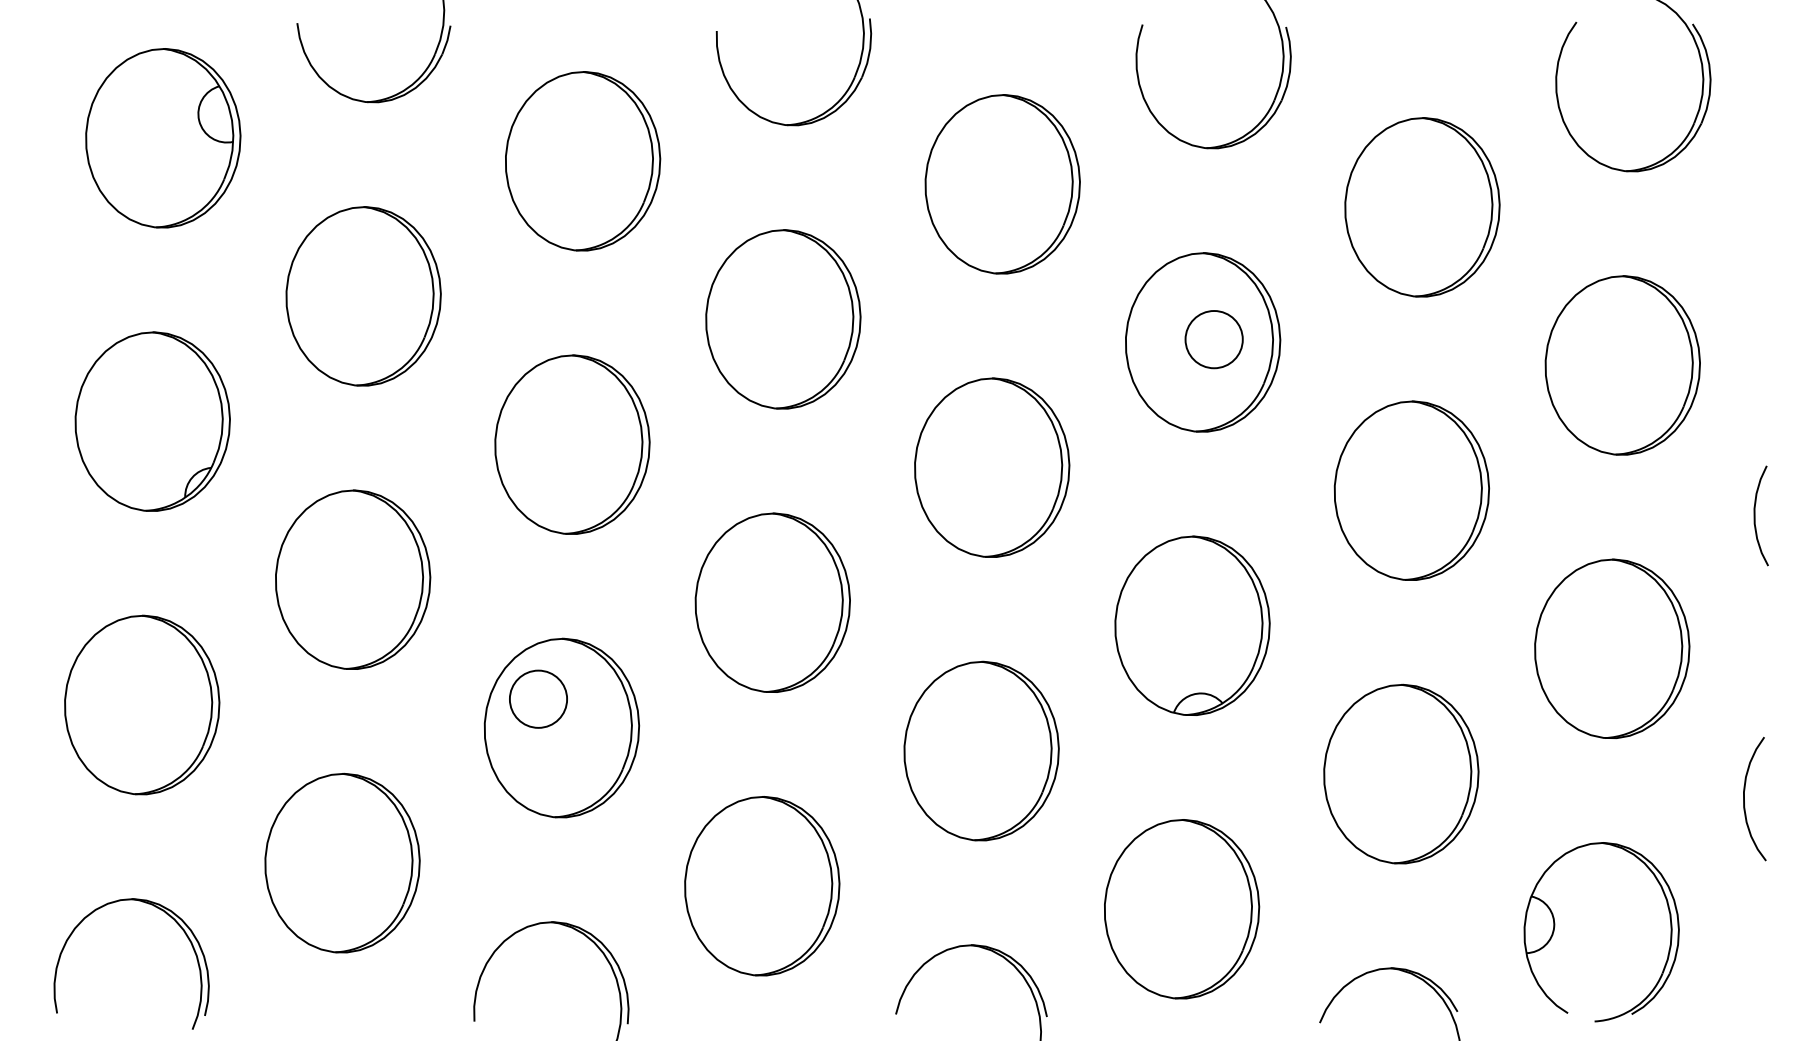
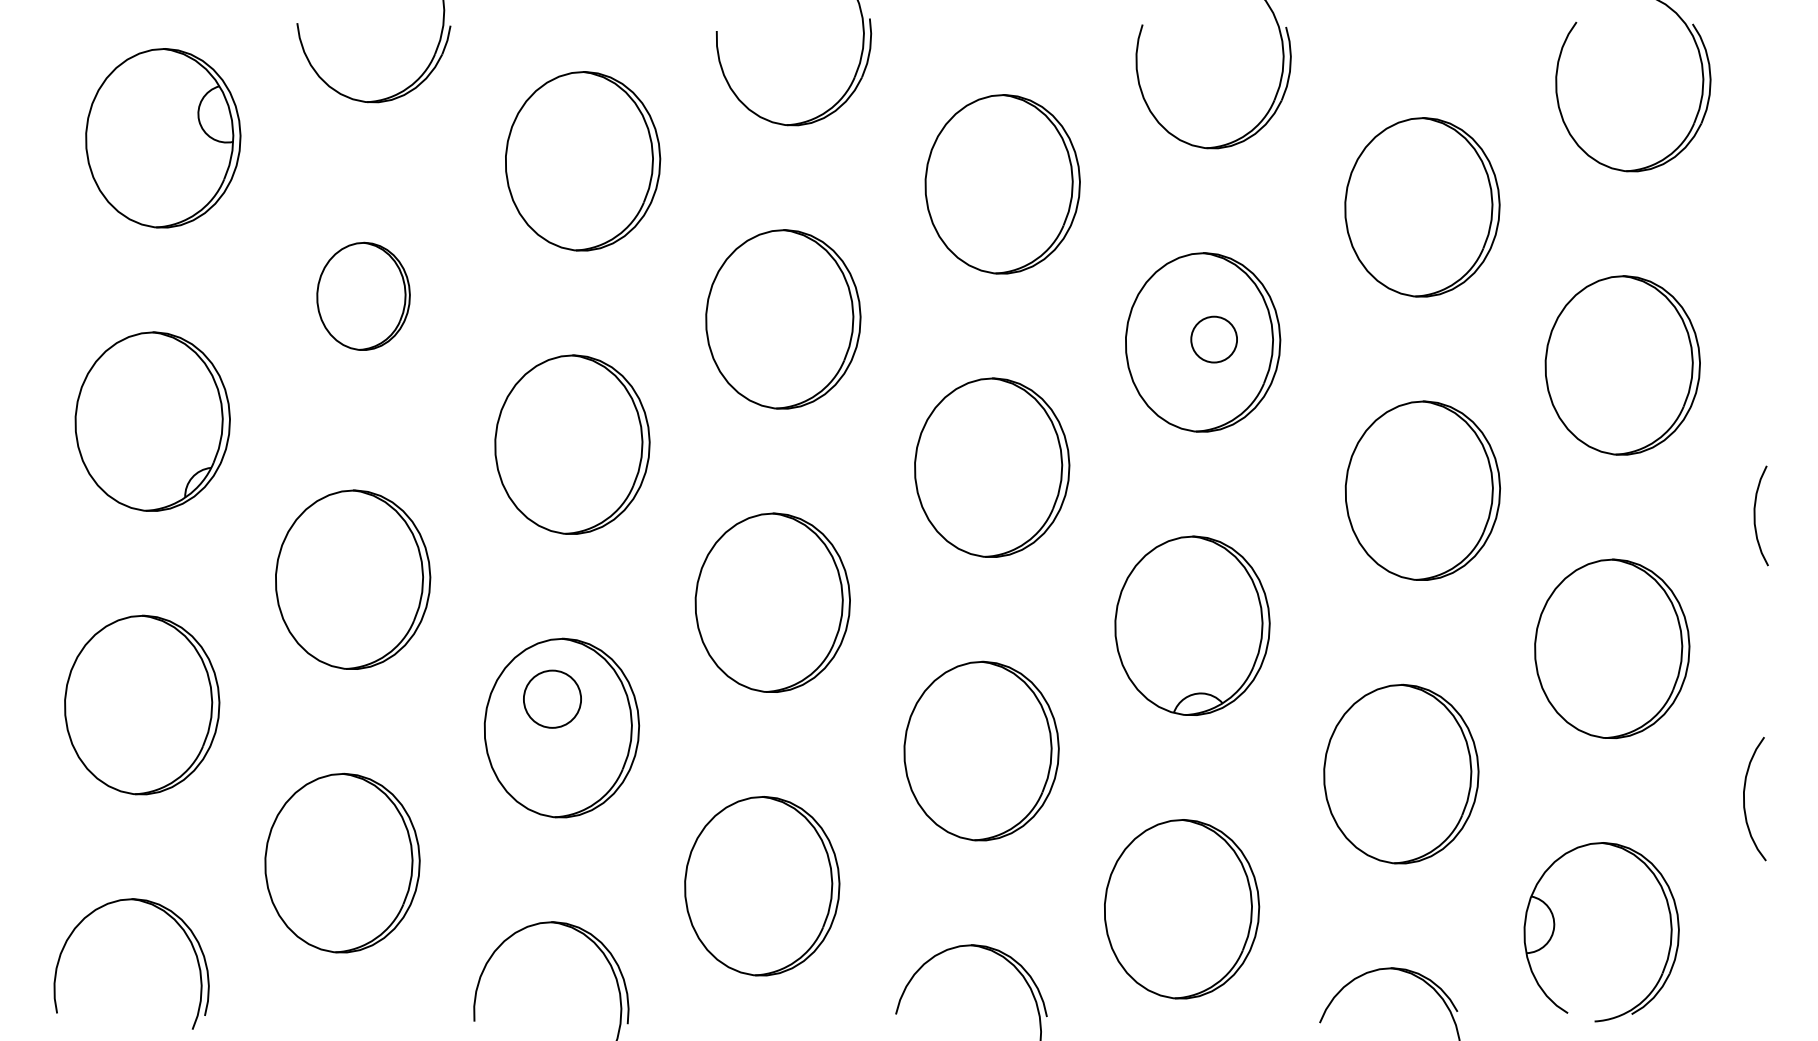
part size: 157x181 px -> 95x110 px (363, 295)
circle diameter: 57 px -> 46 px (1214, 339)
part position: (1411, 490) -> (1422, 490) (1422, 490)
circle position: (538, 698) -> (552, 698) (552, 698)
